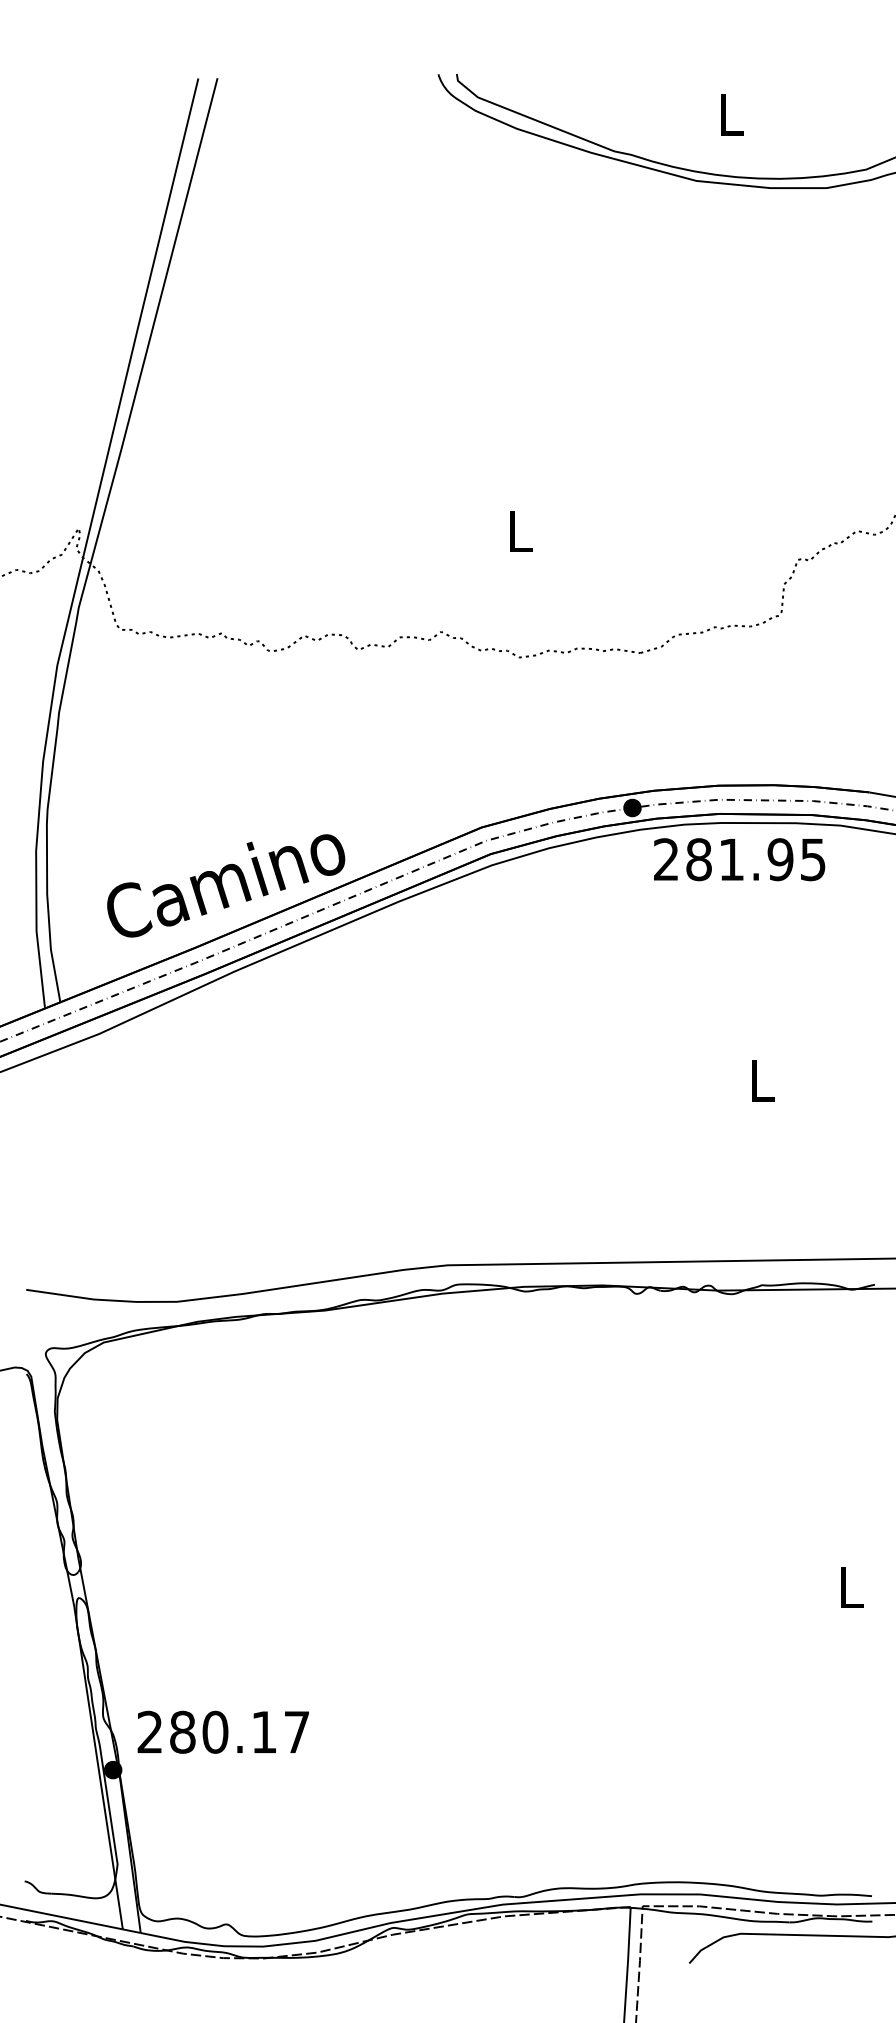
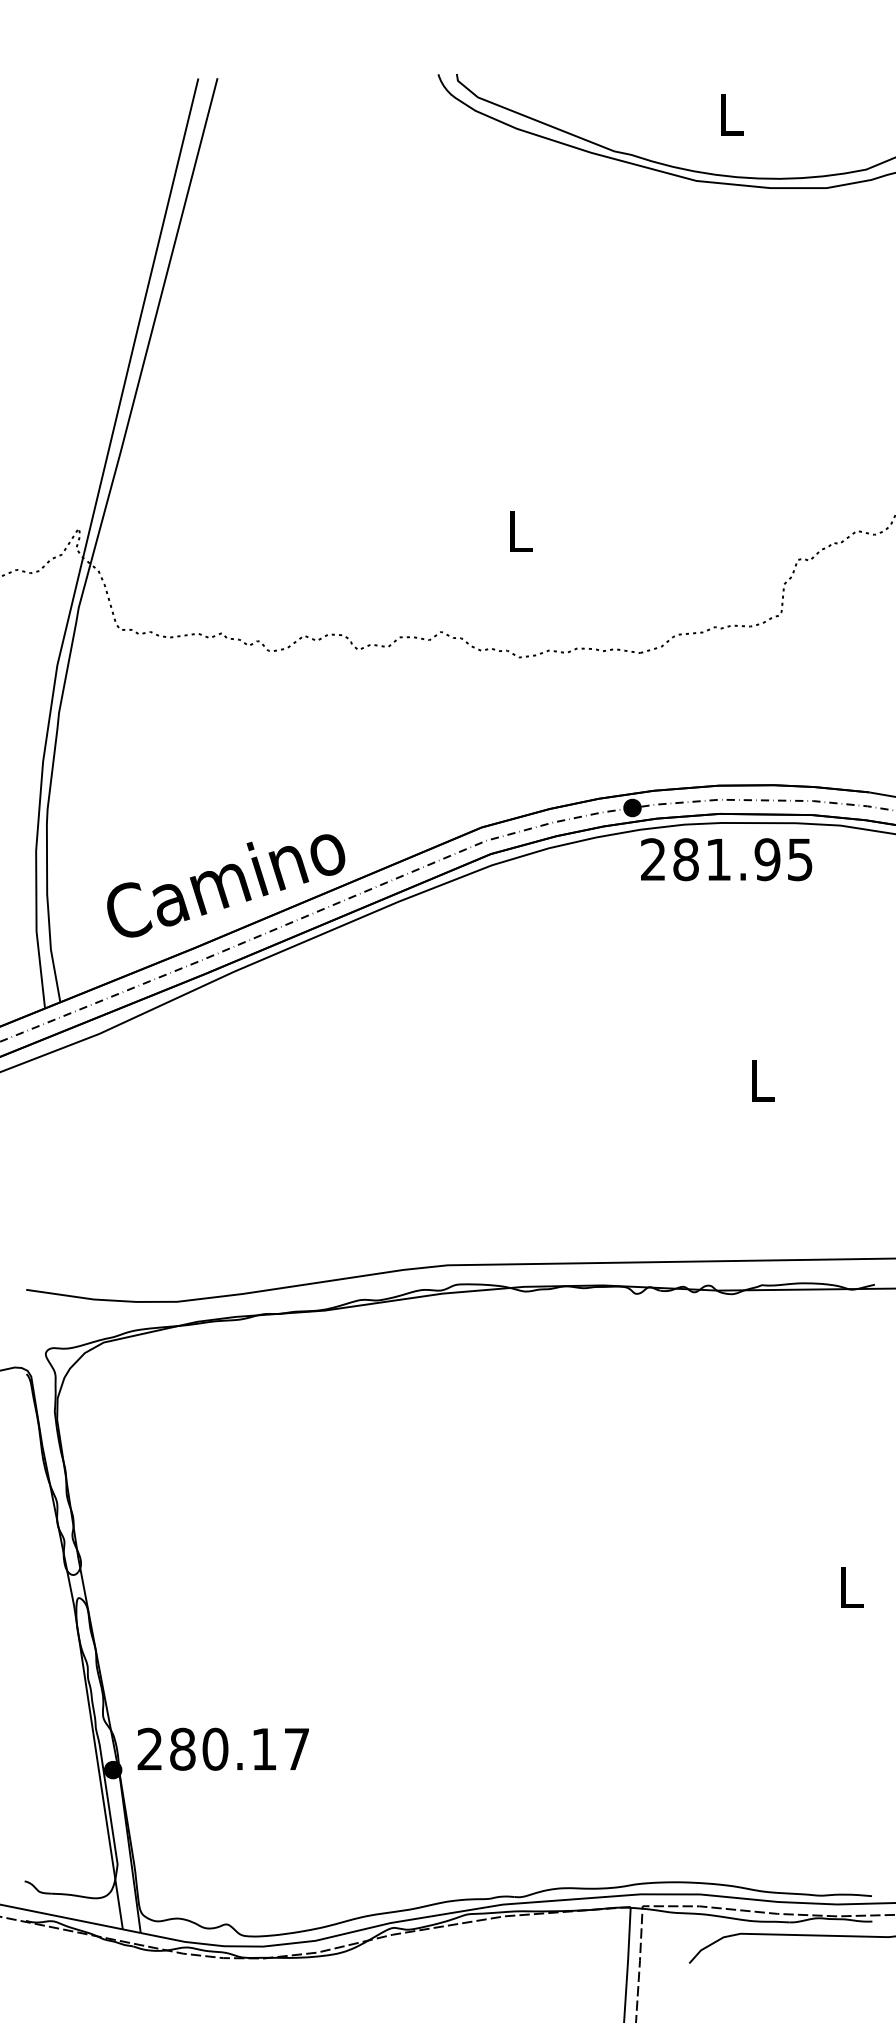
text position: (739, 859) -> (726, 859) (726, 859)
text position: (222, 1731) -> (222, 1748) (222, 1748)
